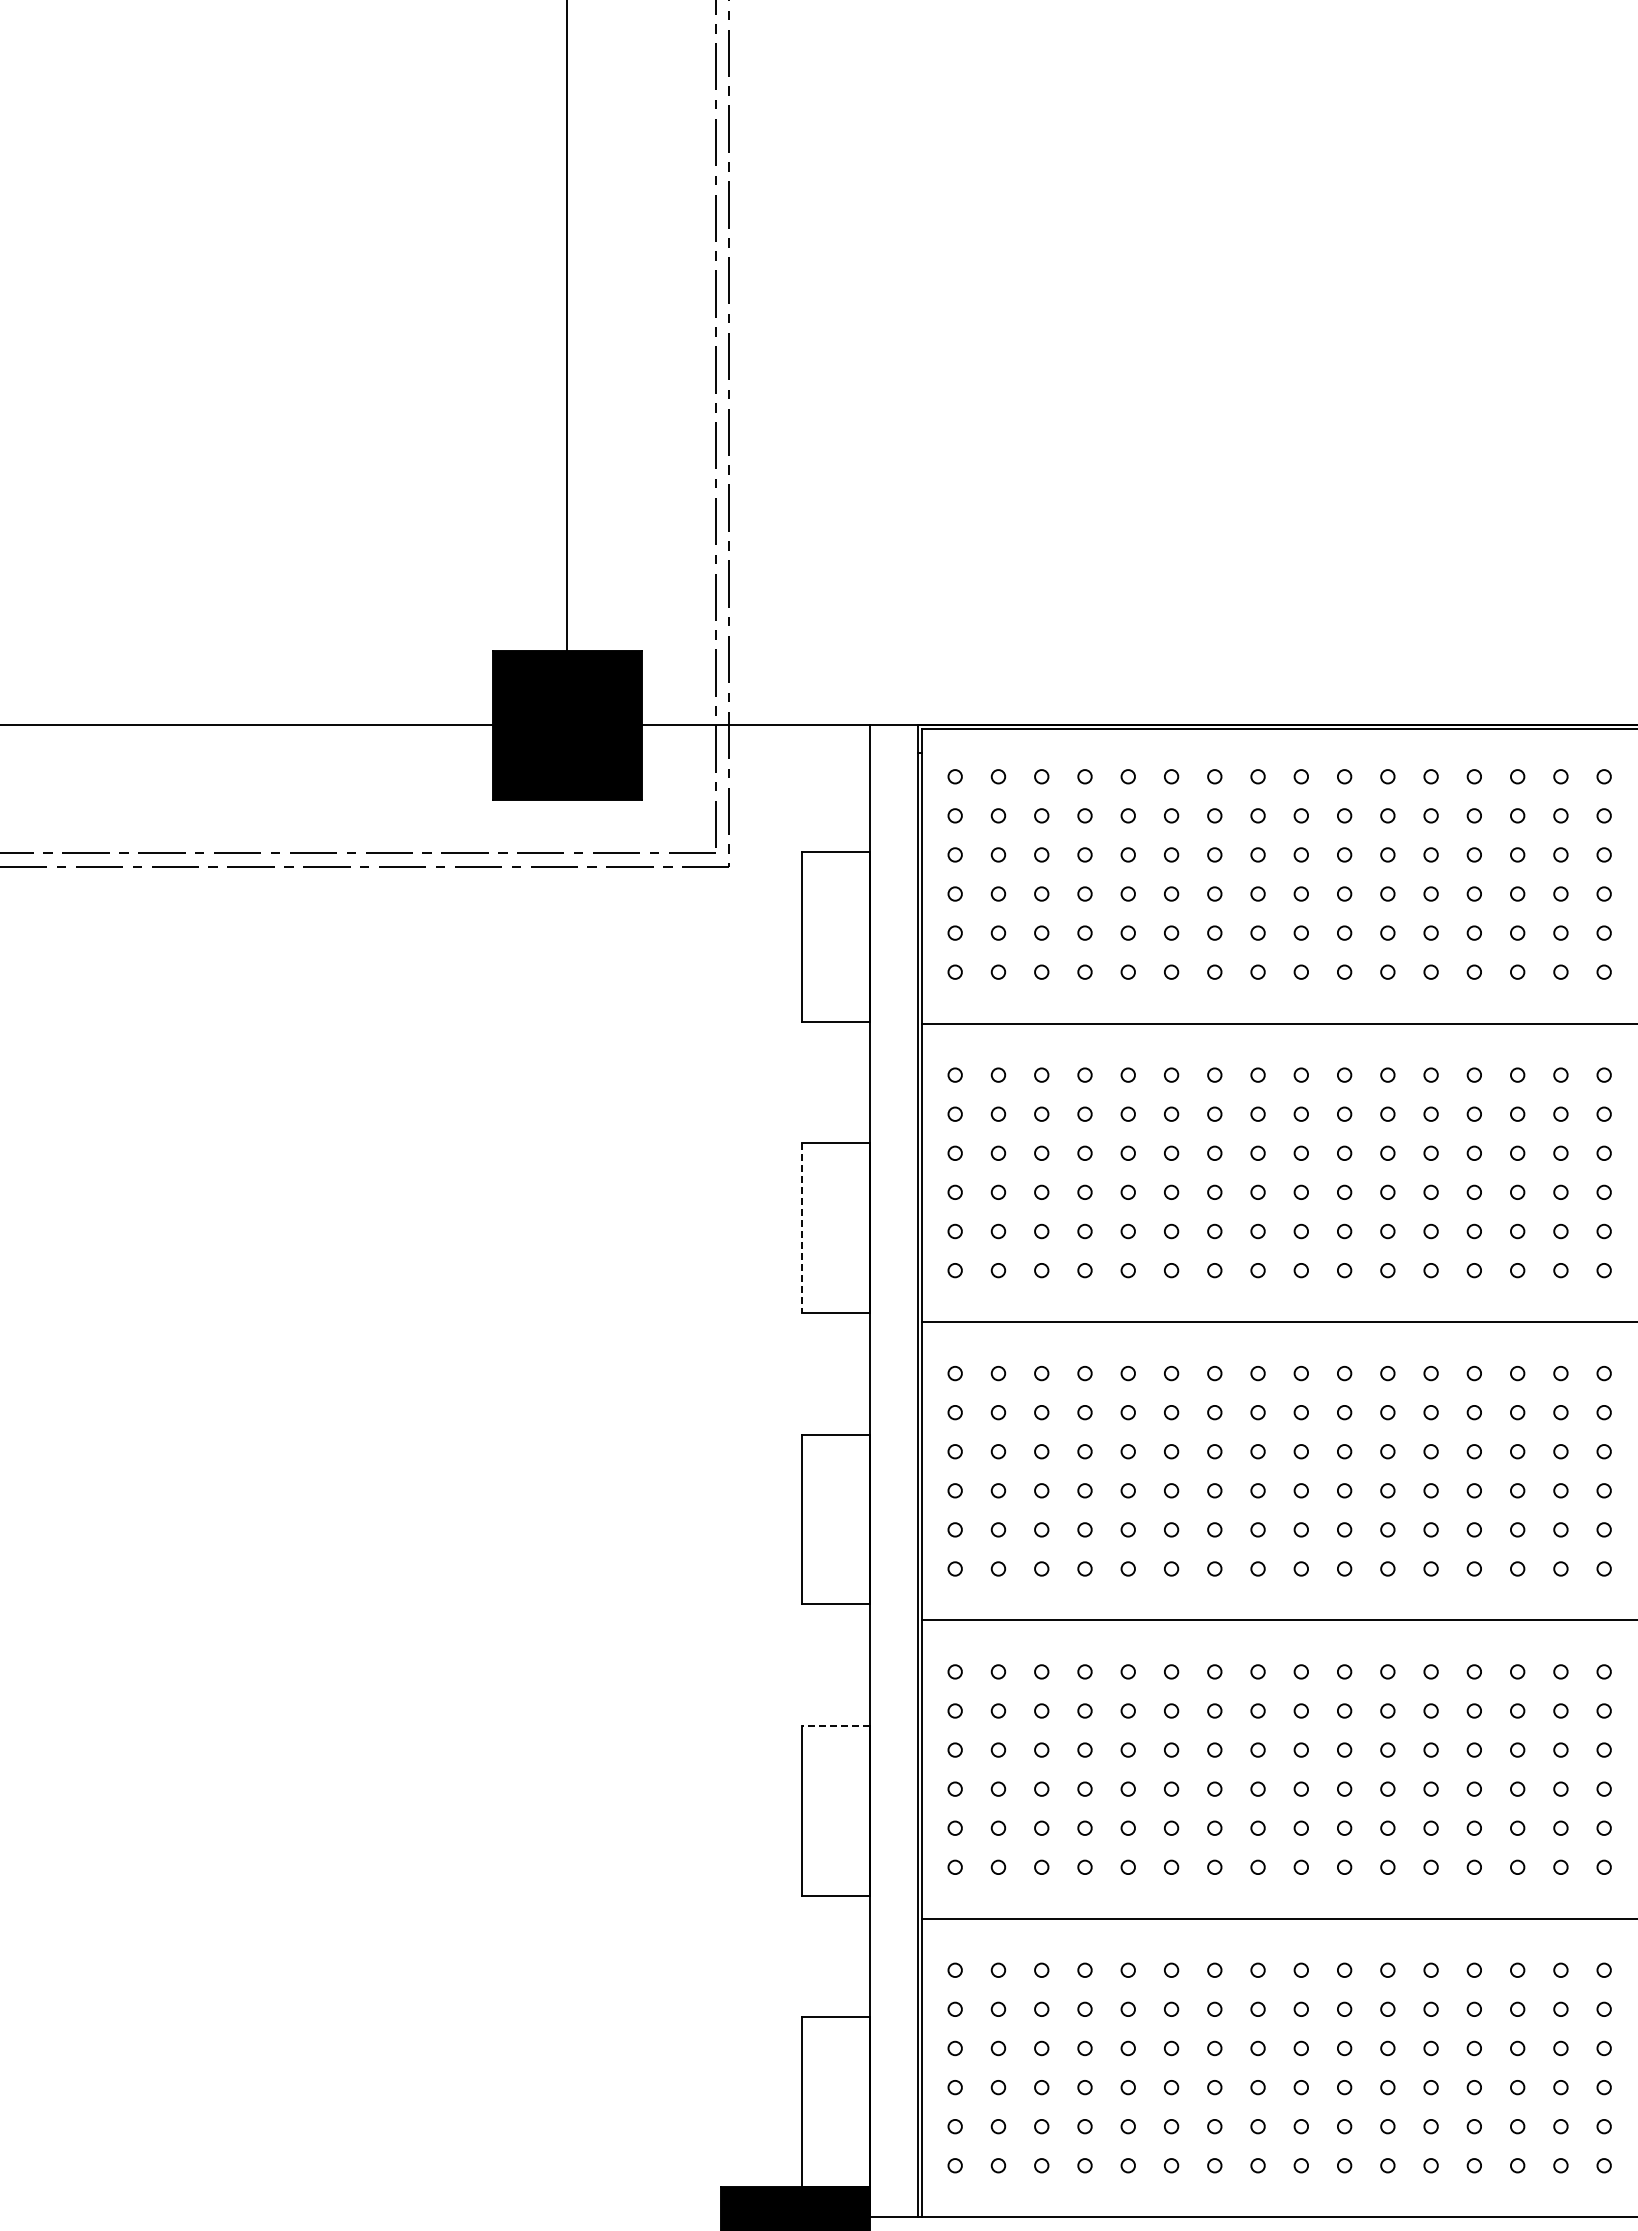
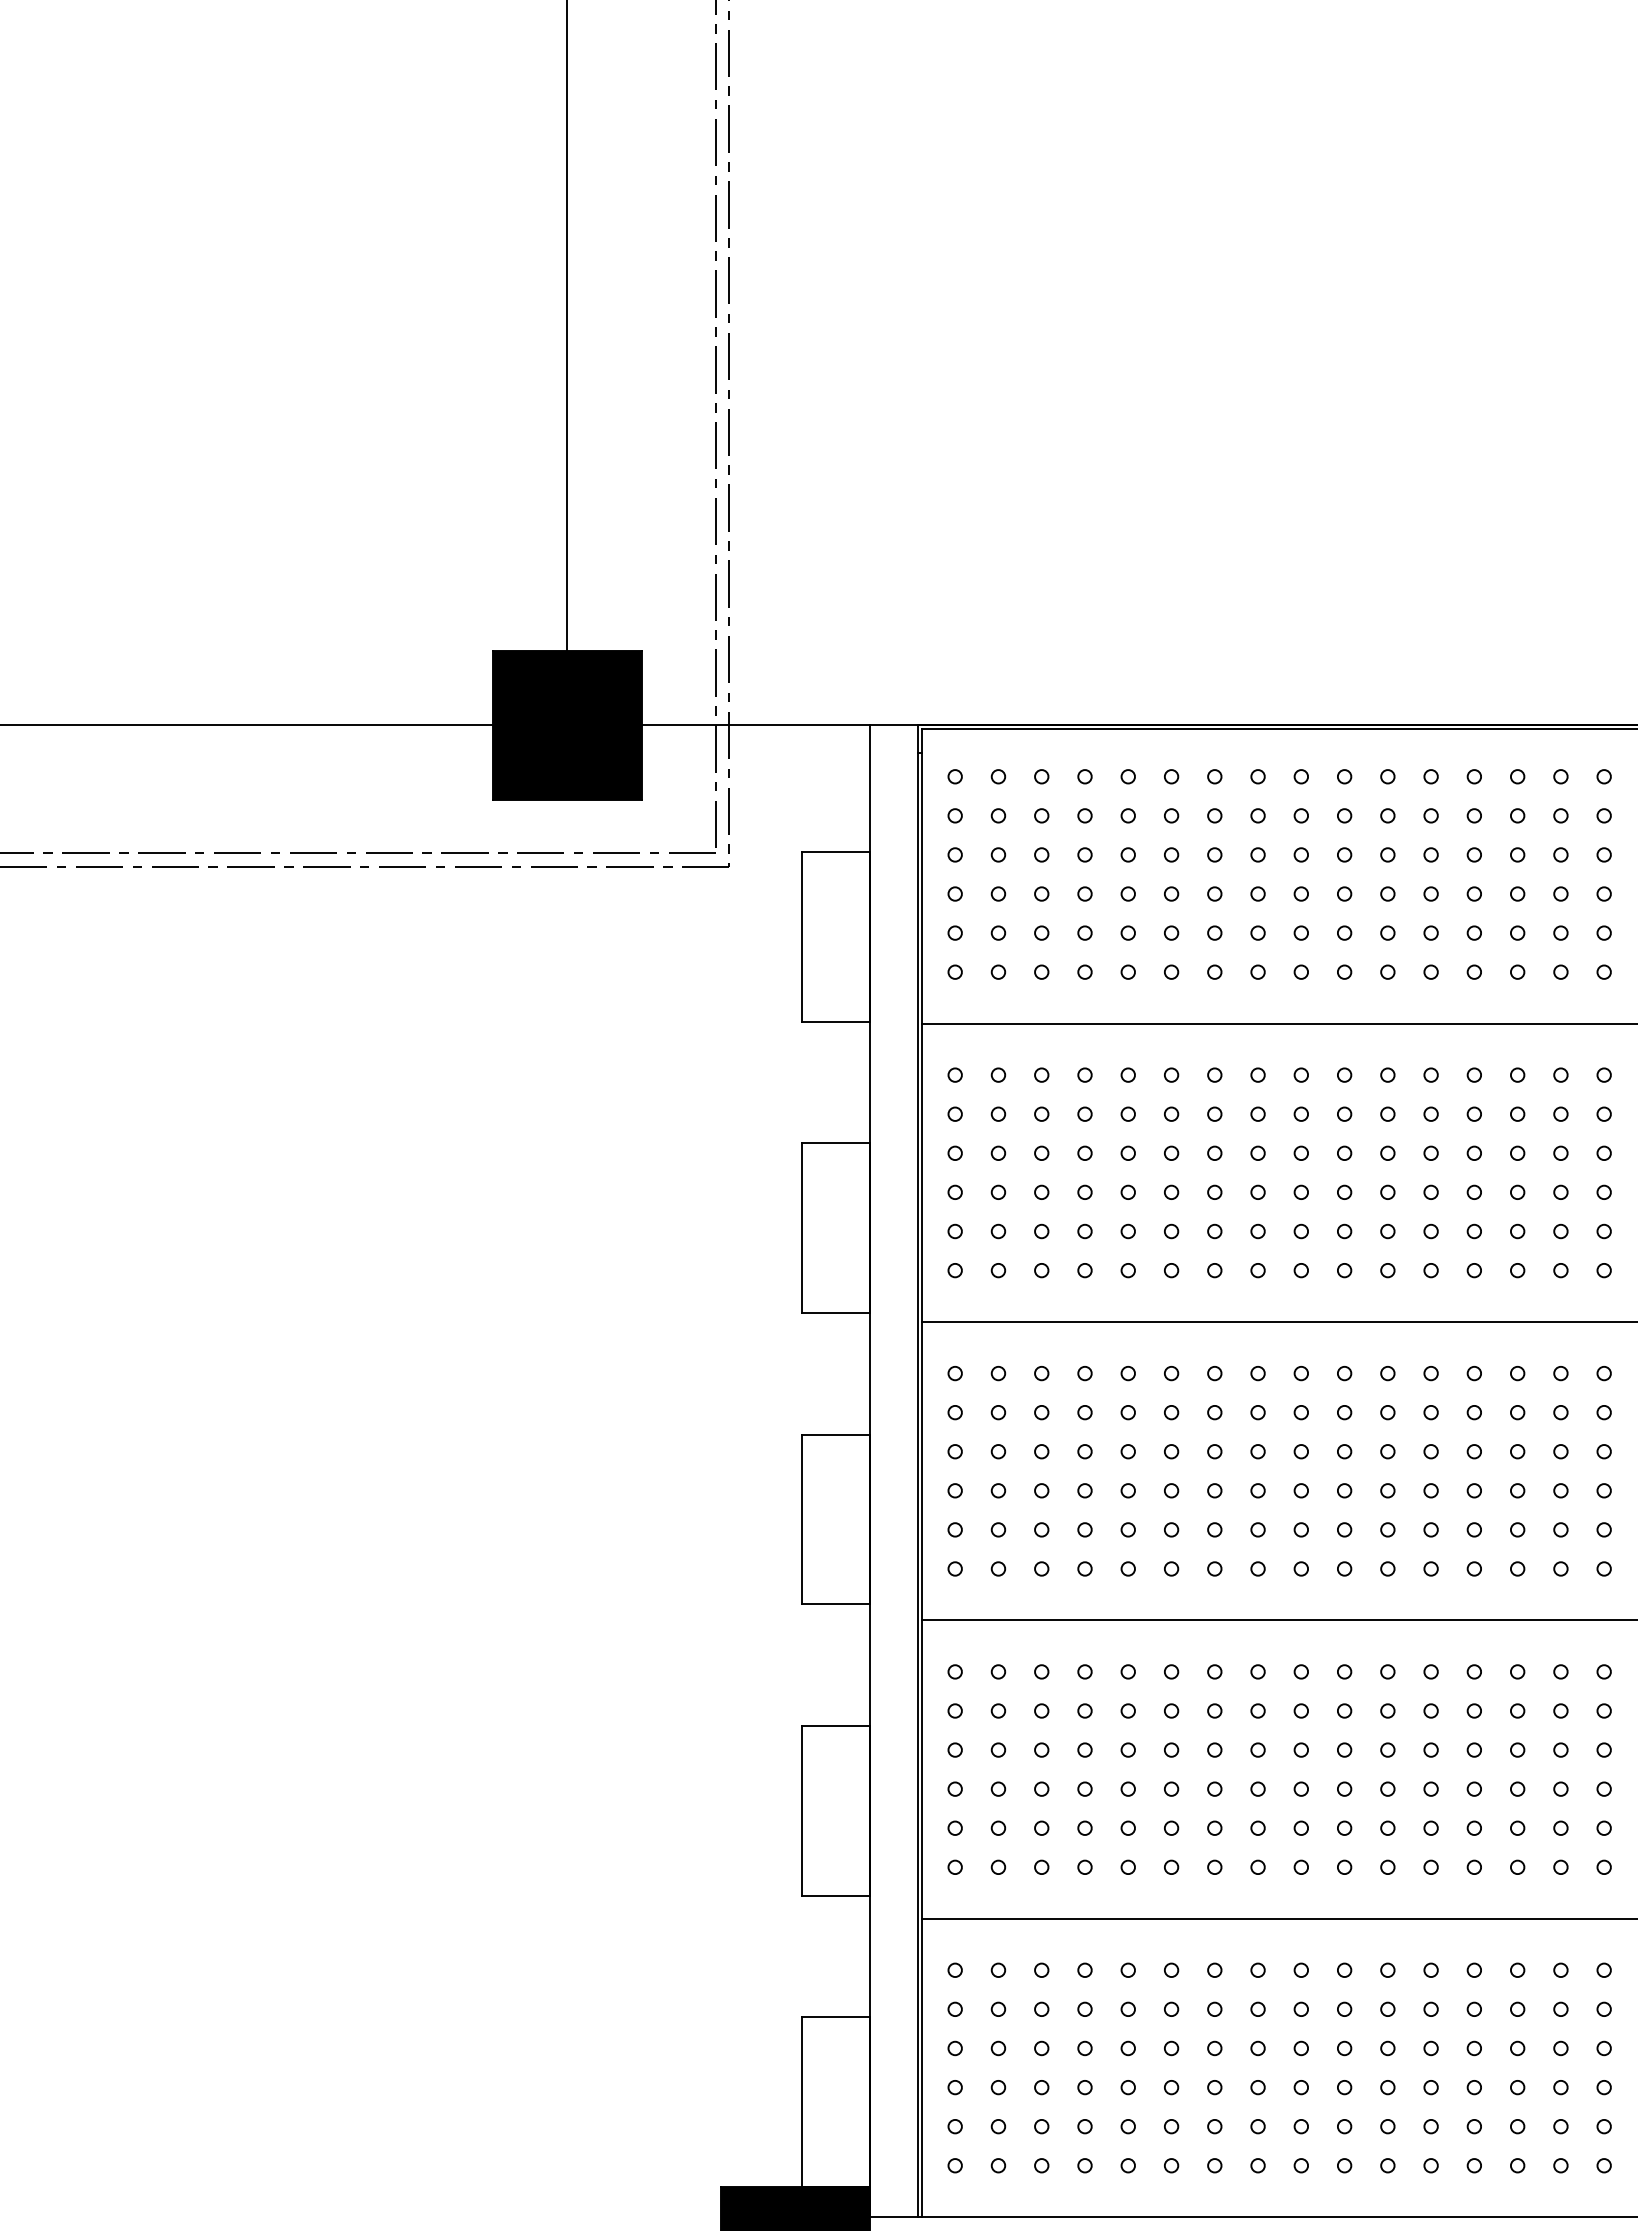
line: dashed -> solid (802, 1228)
line: dashed -> solid (836, 1726)
